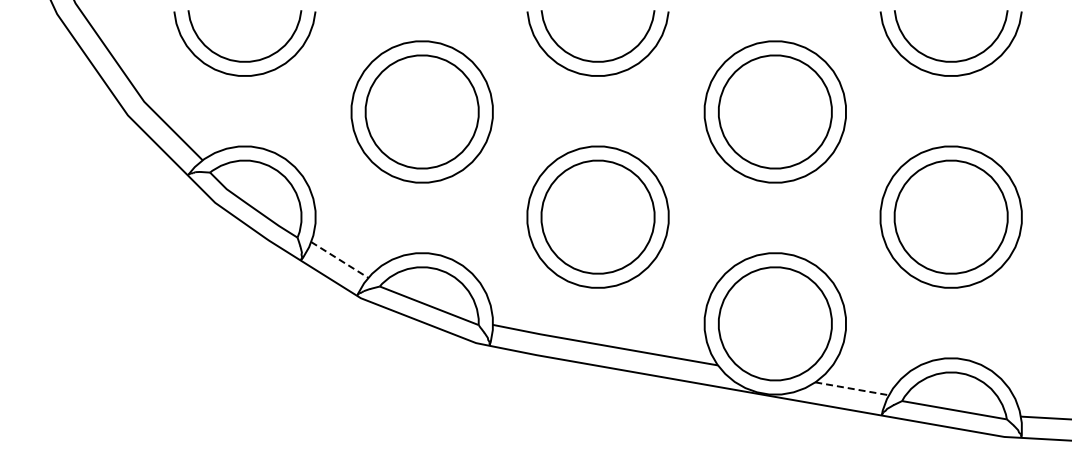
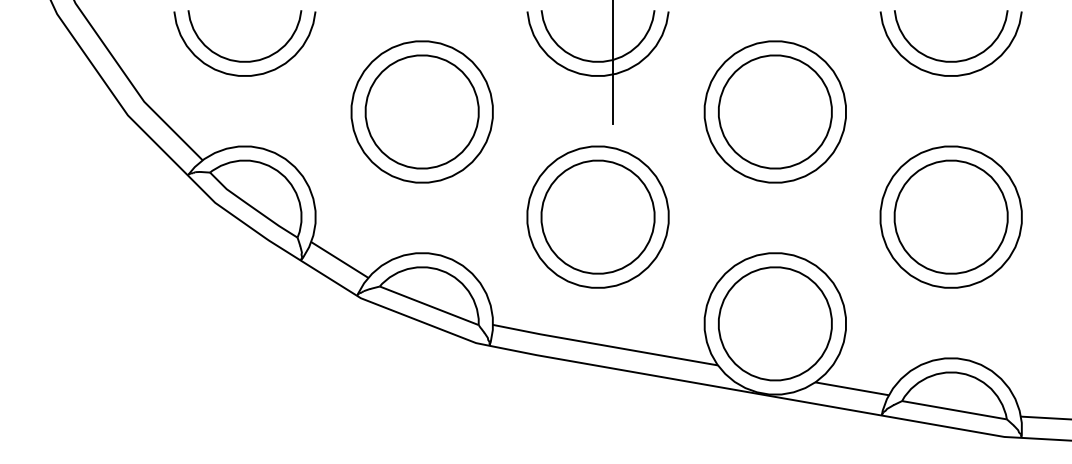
line: none -> present (612, 62)
line: dashed -> solid (339, 259)
line: dashed -> solid (852, 388)
